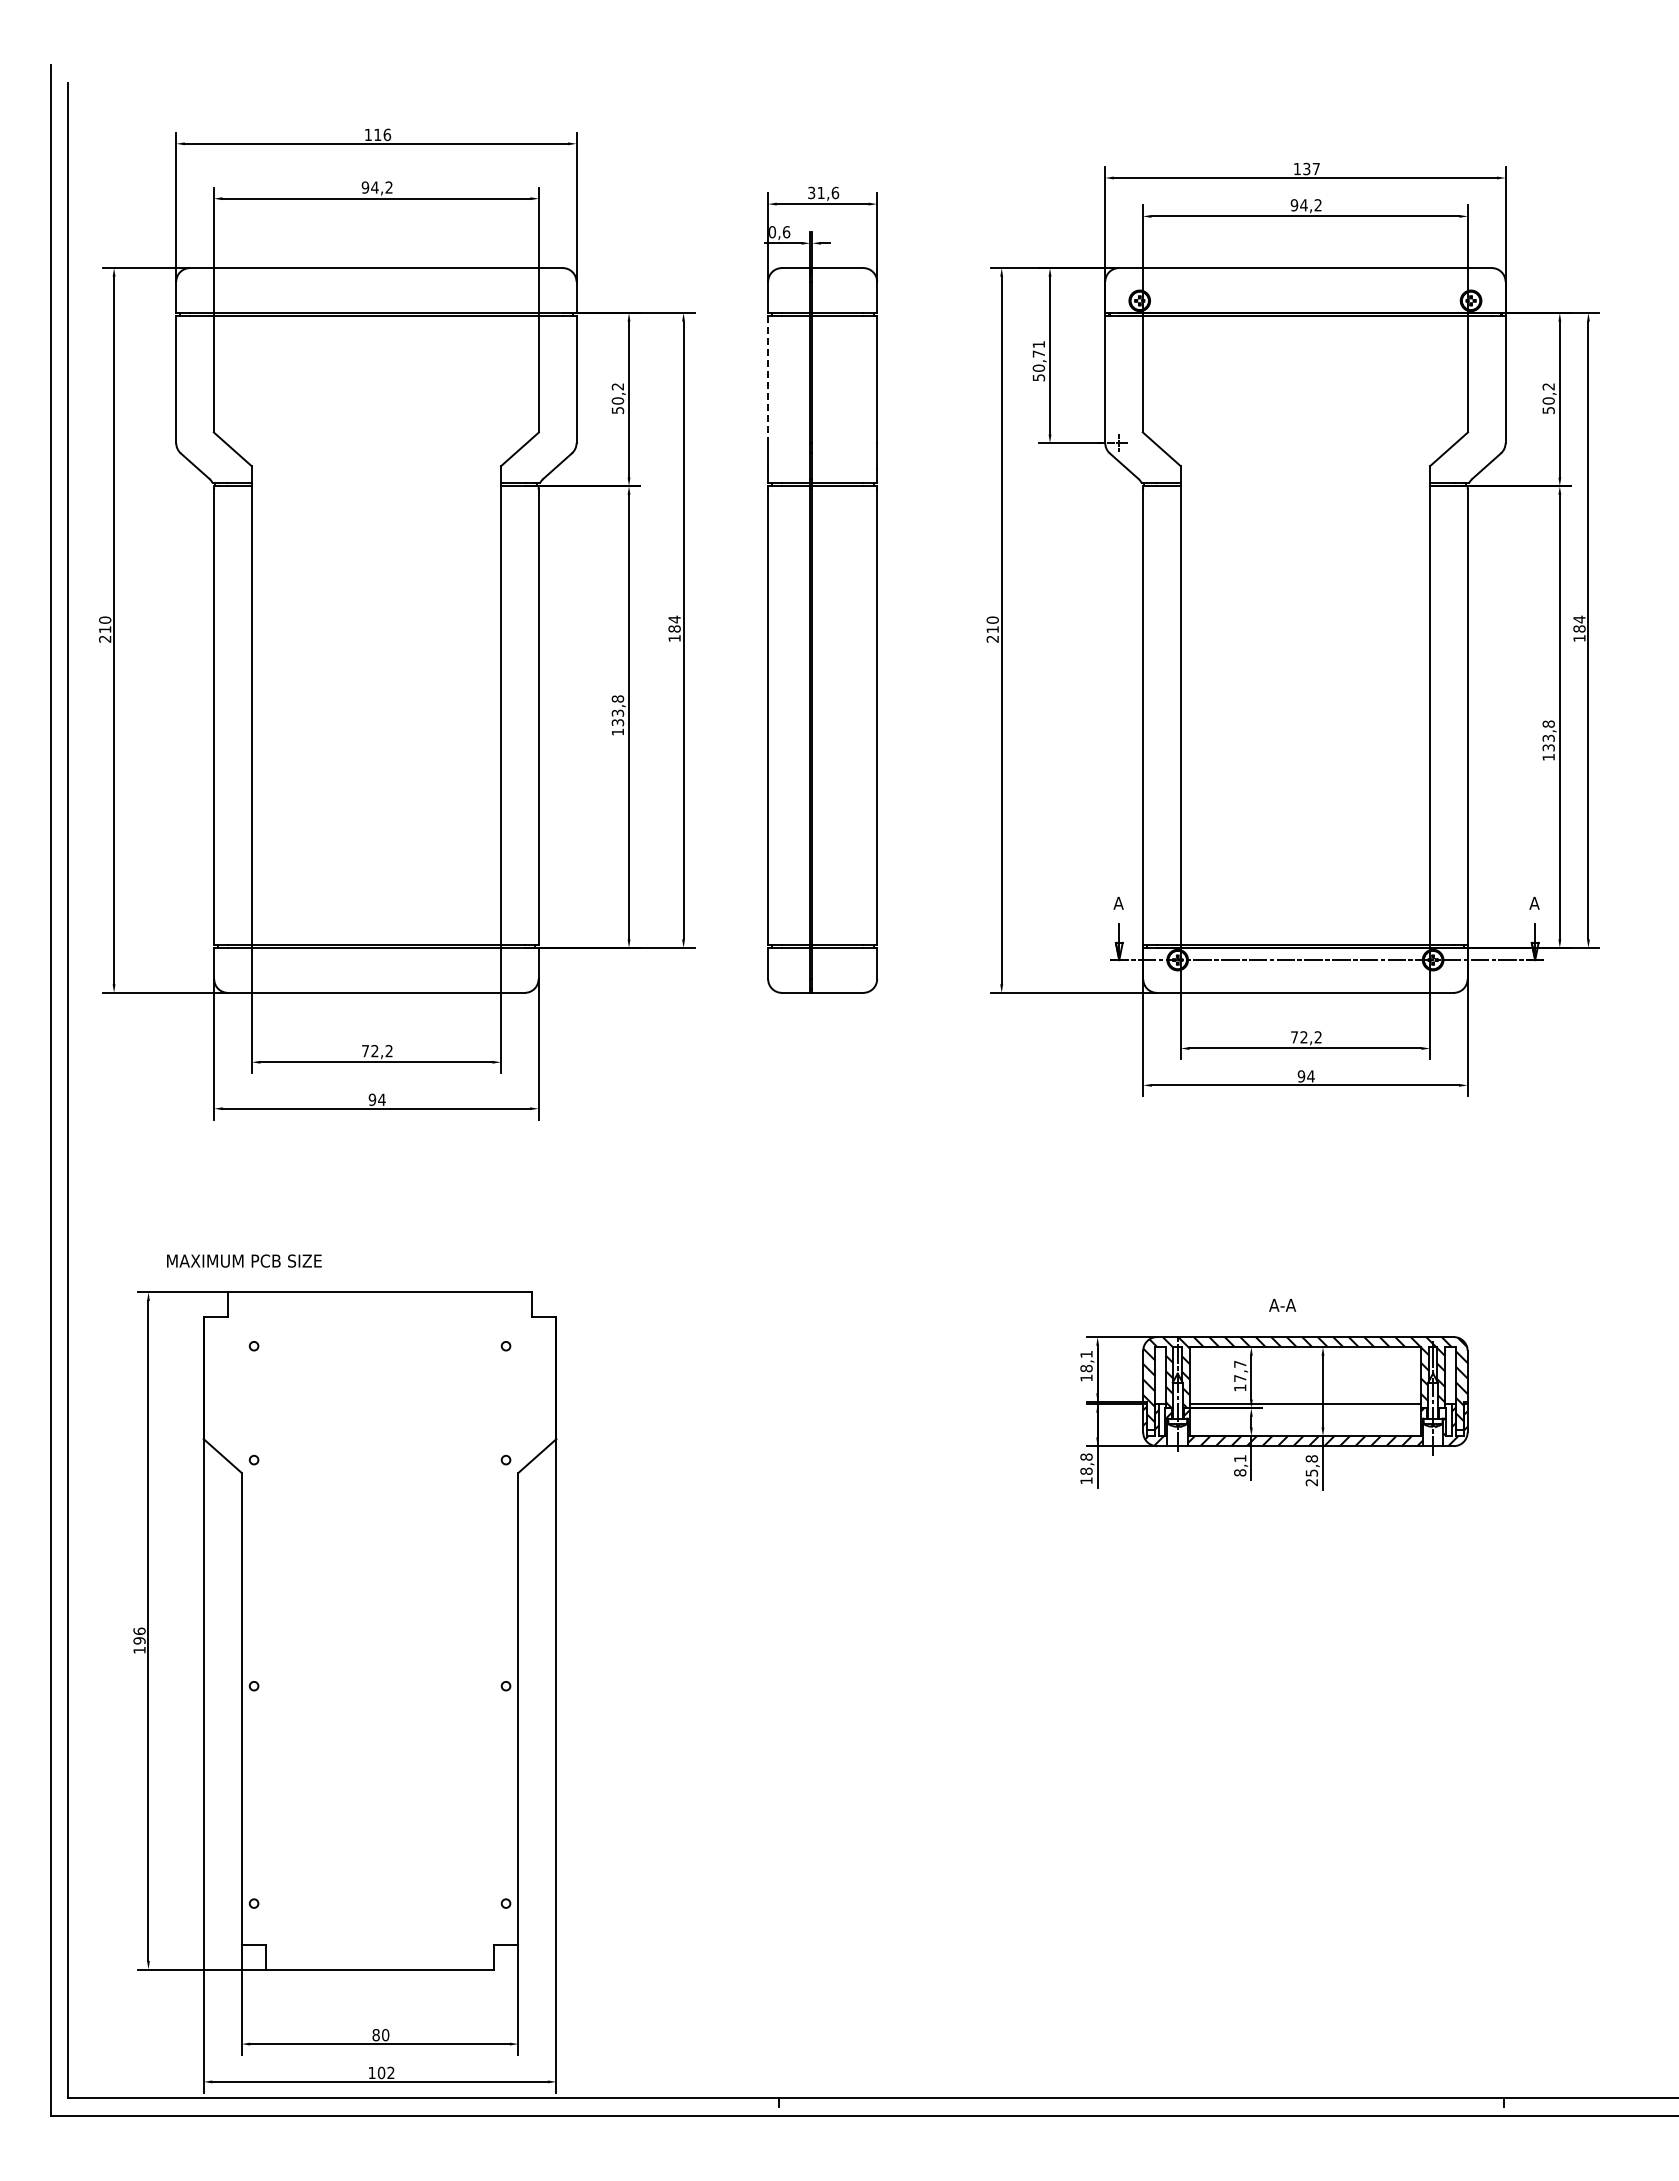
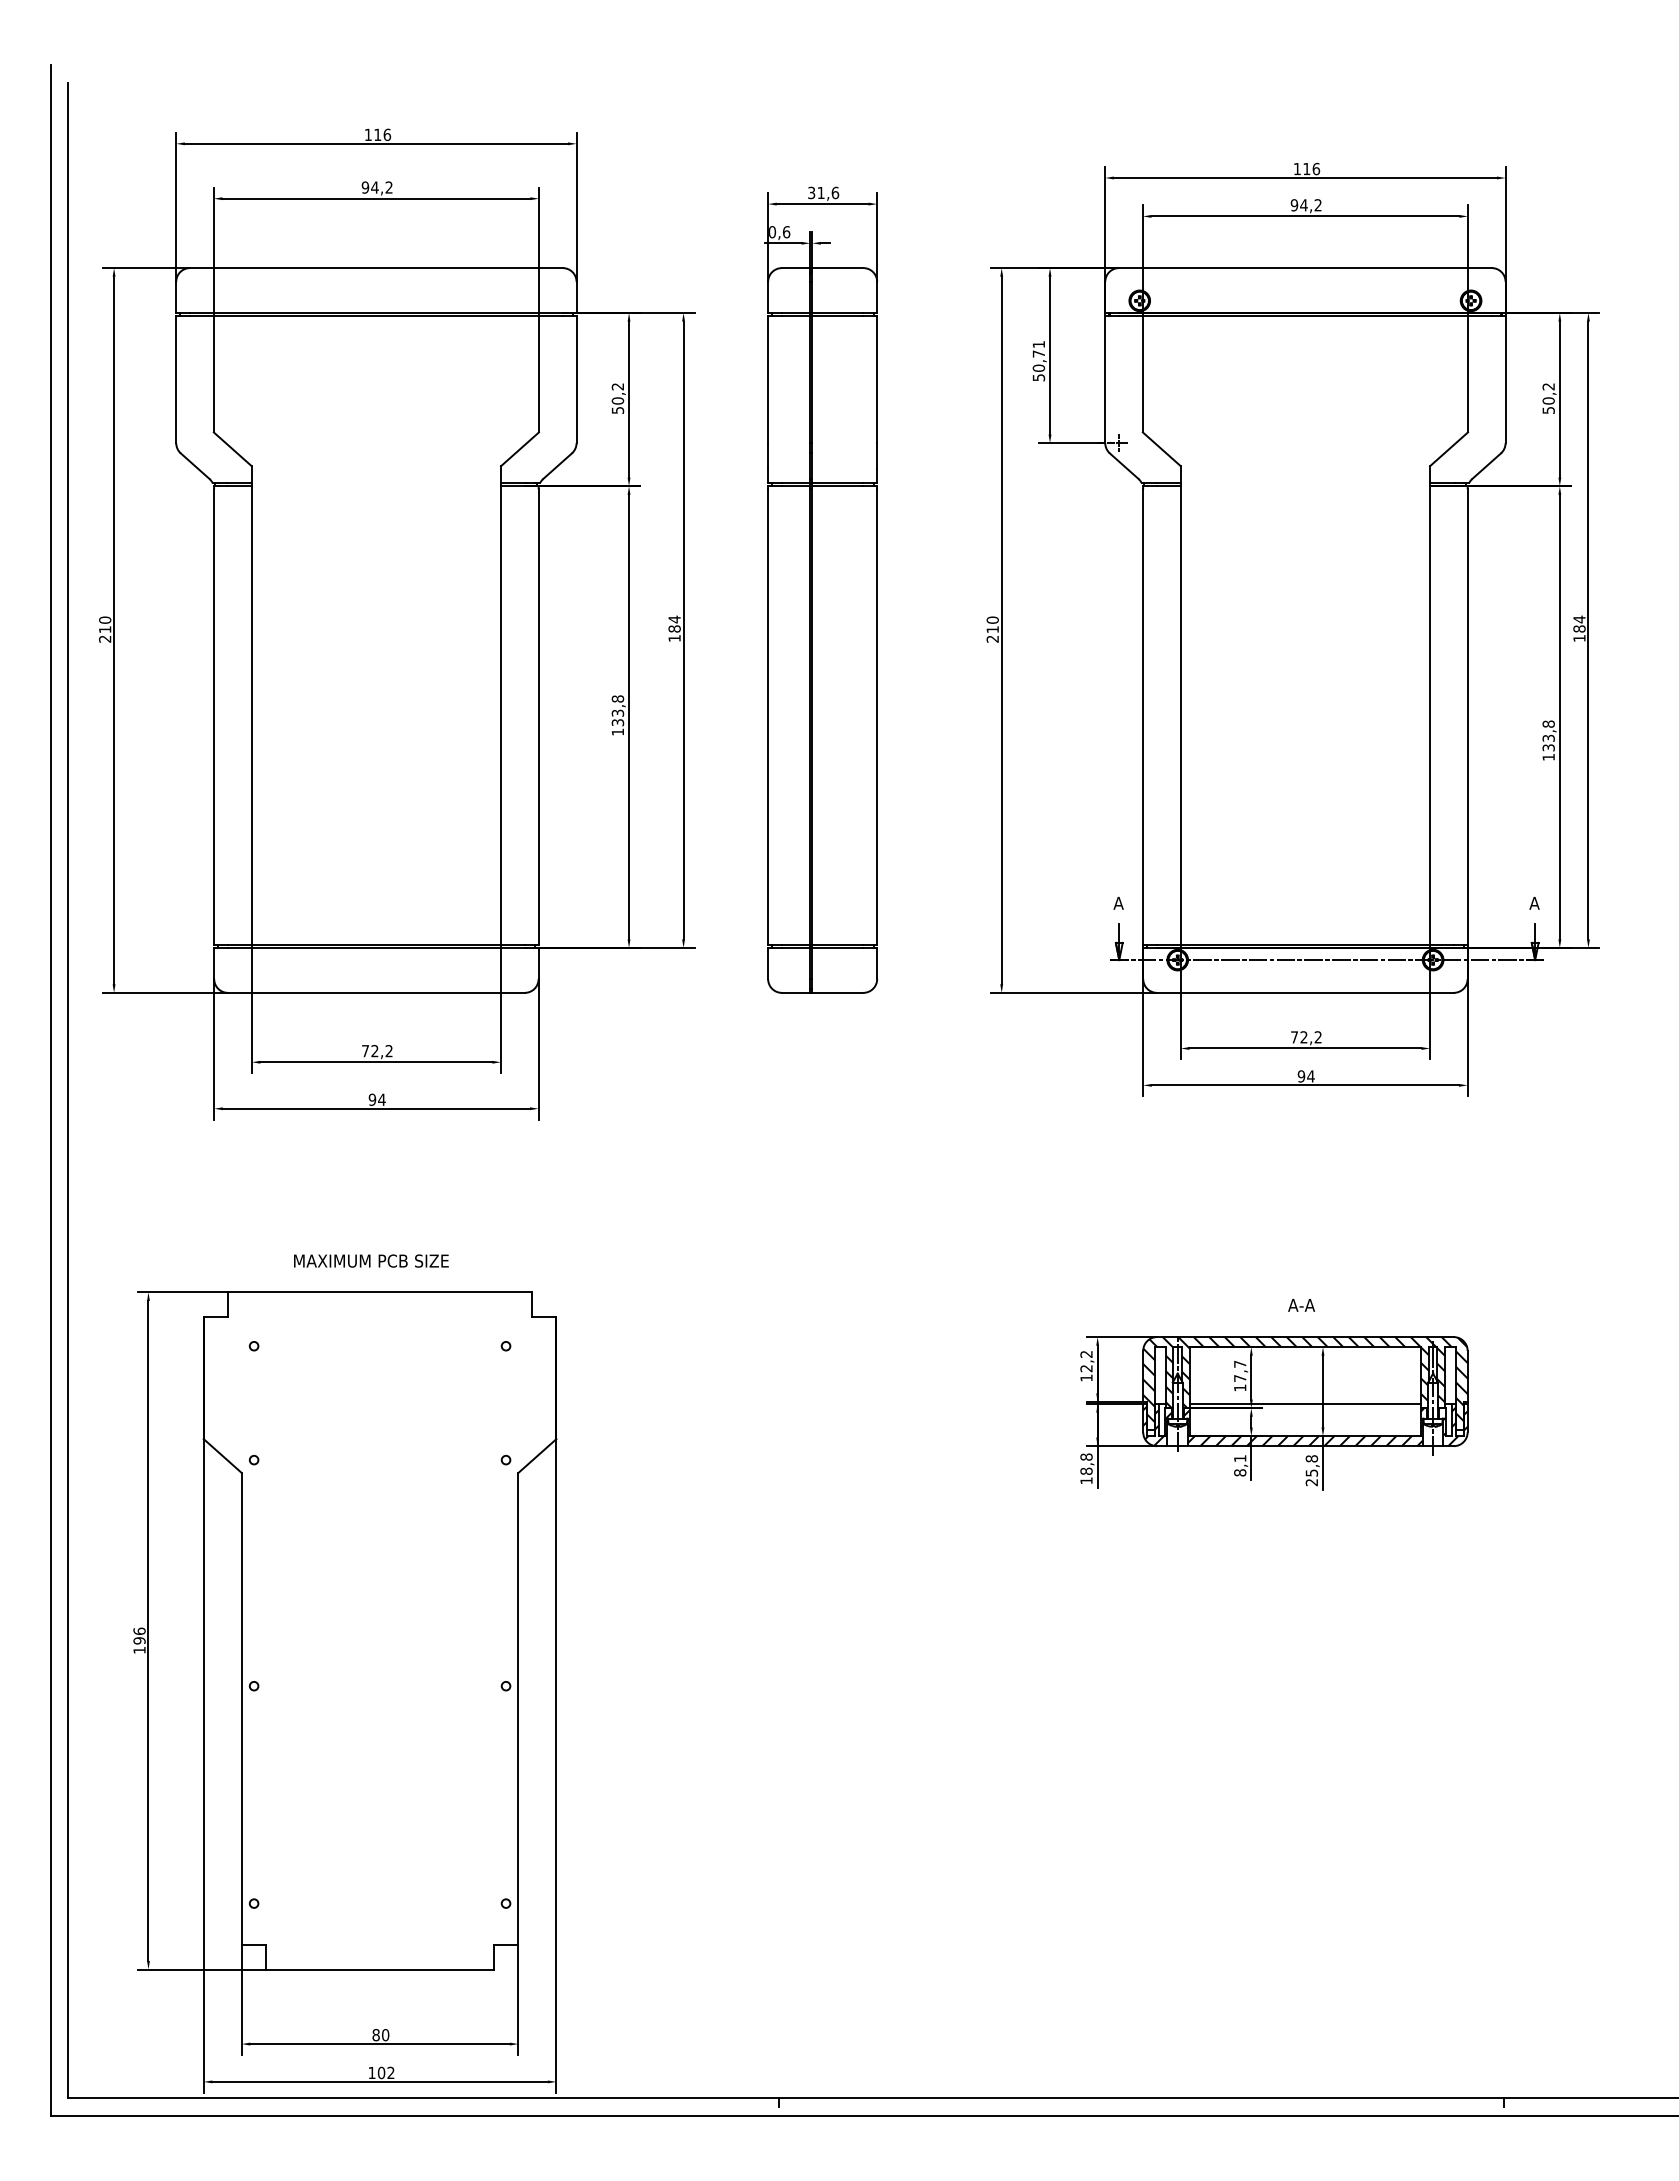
text: 137 -> 116 (1311, 168)
line: dashed -> solid (768, 379)
text position: (244, 1260) -> (371, 1260) (371, 1260)
text position: (1282, 1305) -> (1301, 1305) (1301, 1305)
text: 18,1 -> 12,2 (1086, 1361)
